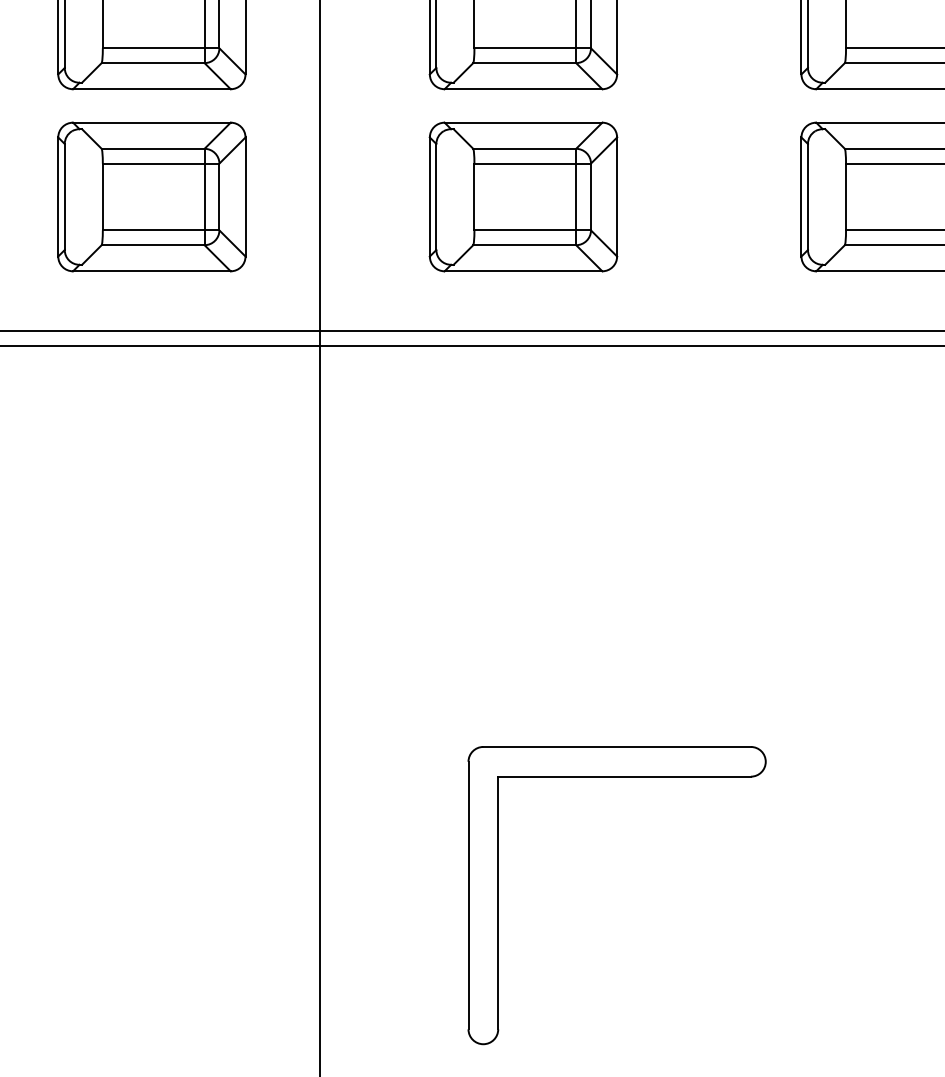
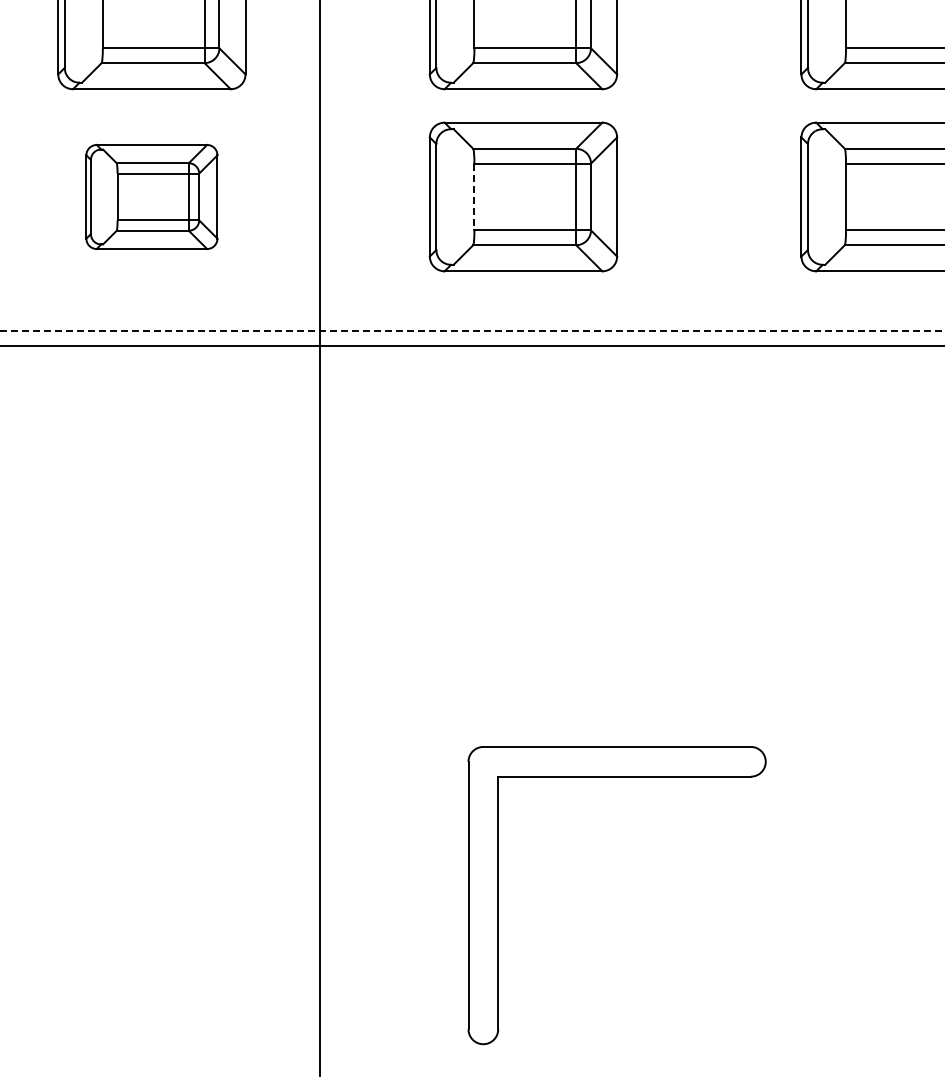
part size: 190x152 px -> 134x108 px (151, 196)
line: solid -> dashed (474, 197)
line: solid -> dashed (472, 330)
